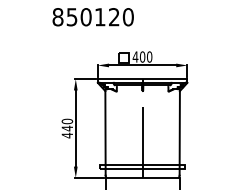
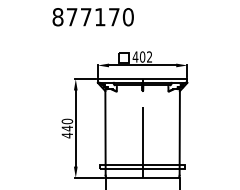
text: 850120 -> 877170 (92, 17)
text: 400 -> 402 (149, 56)
